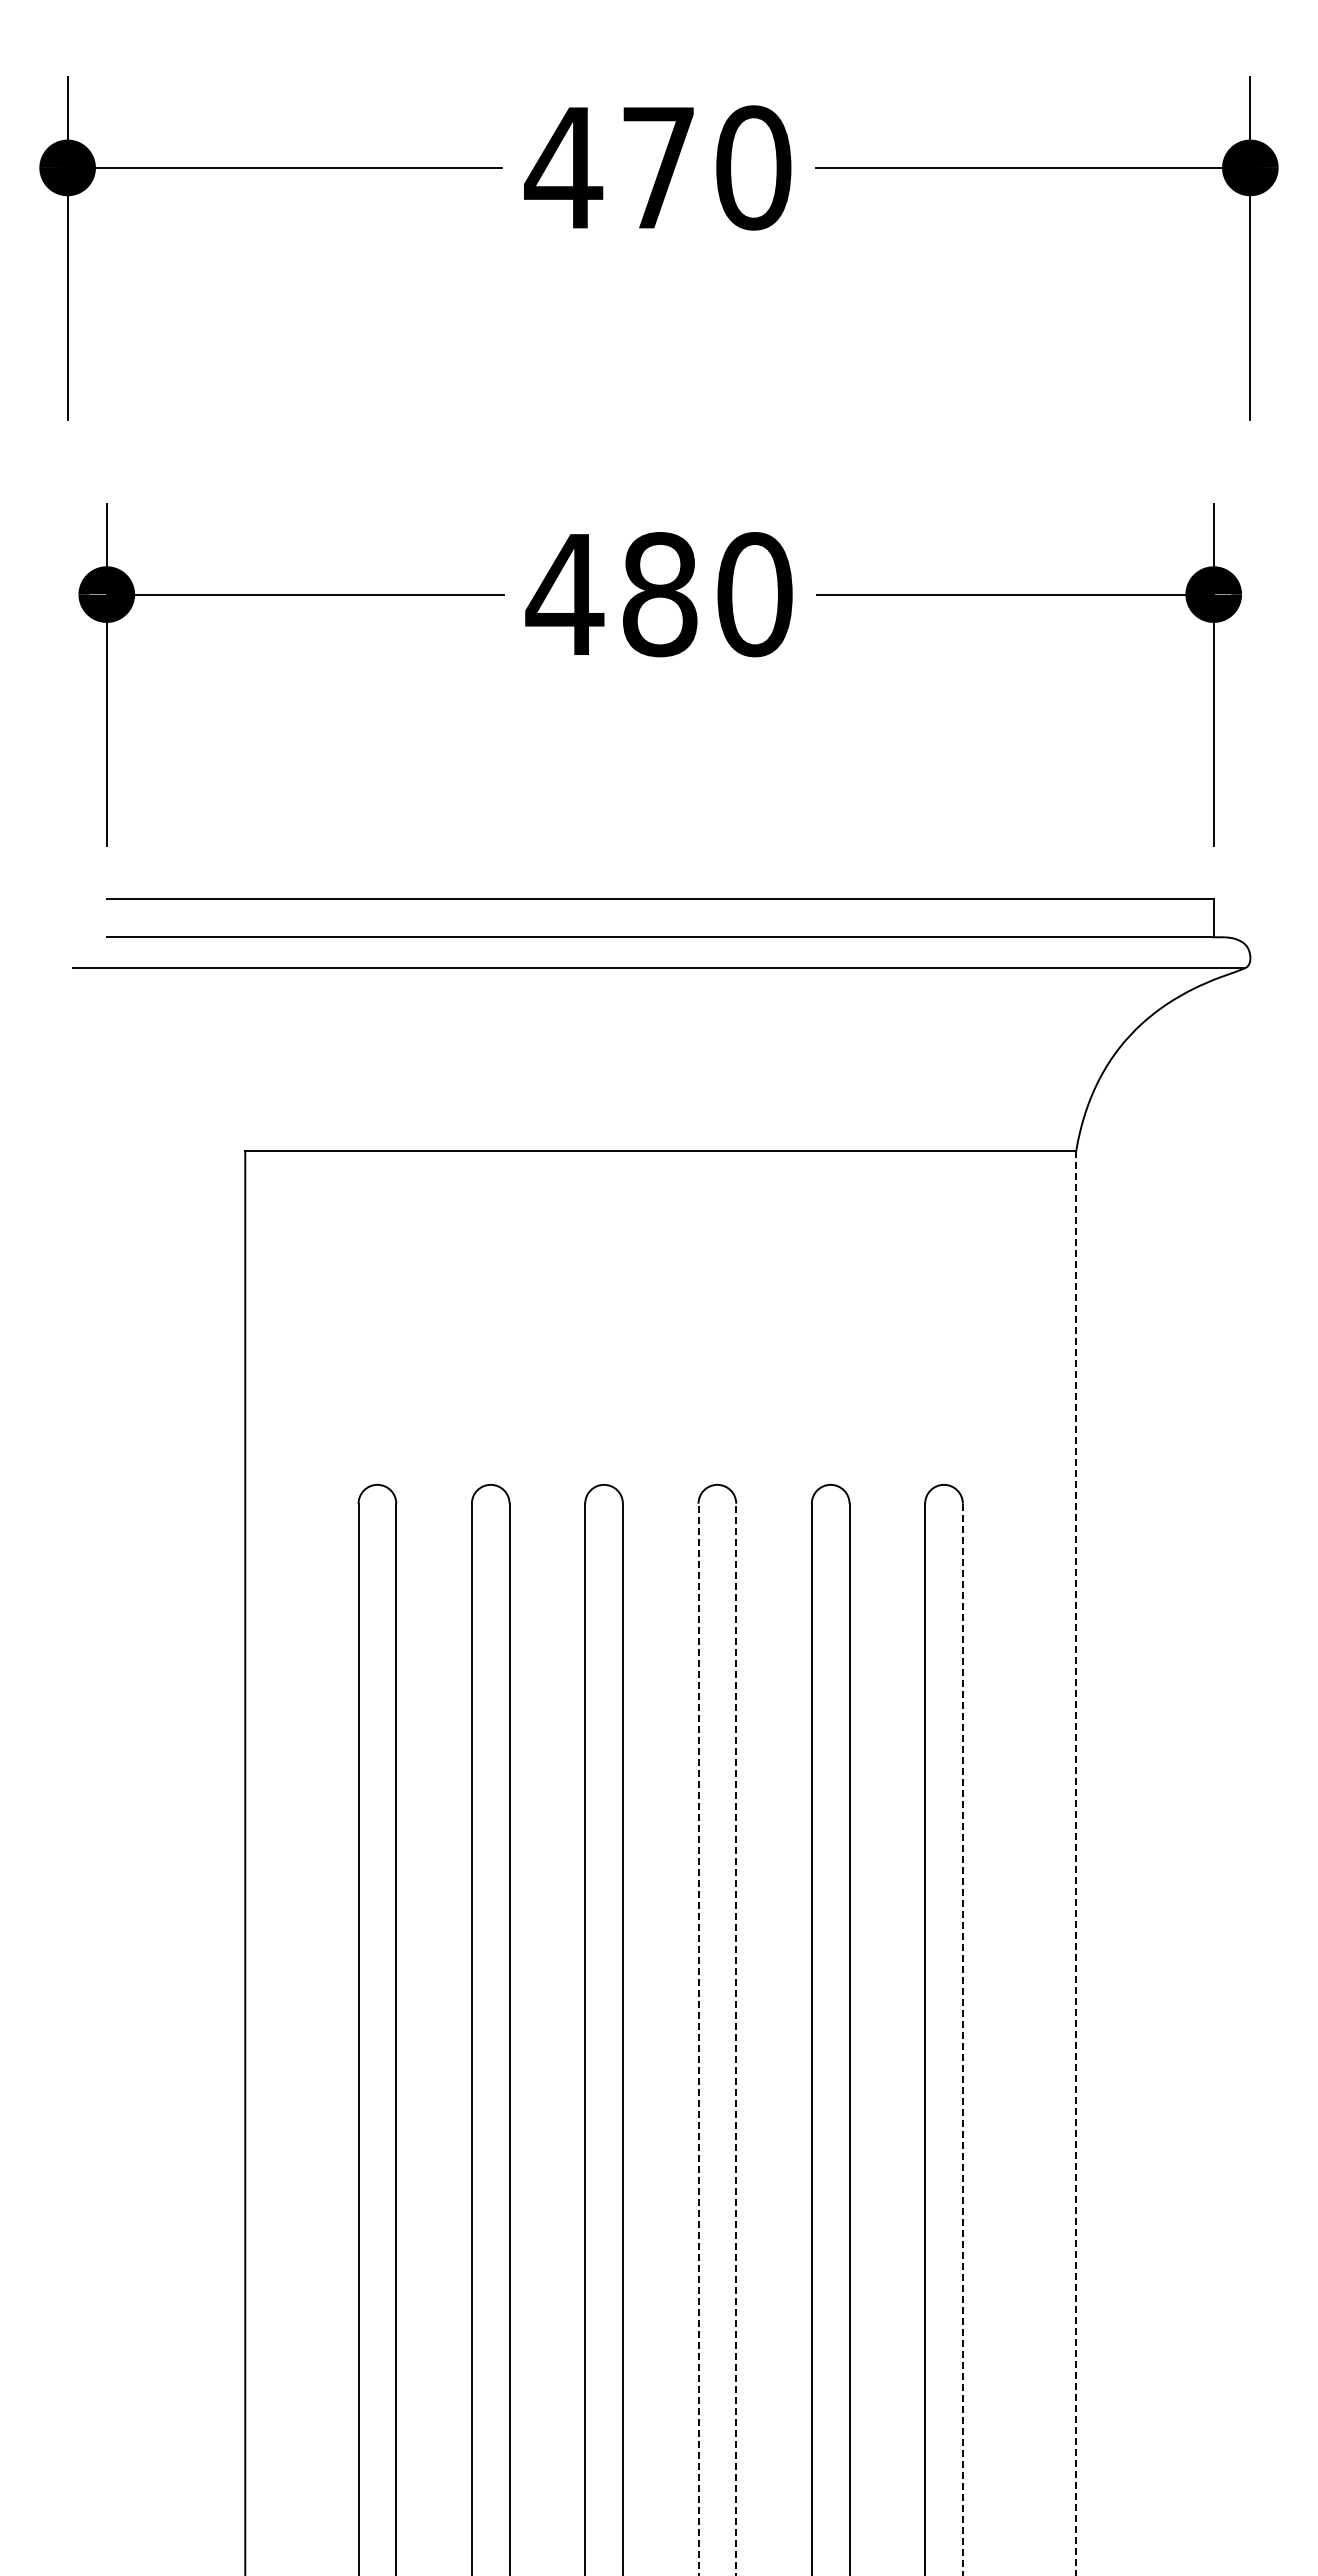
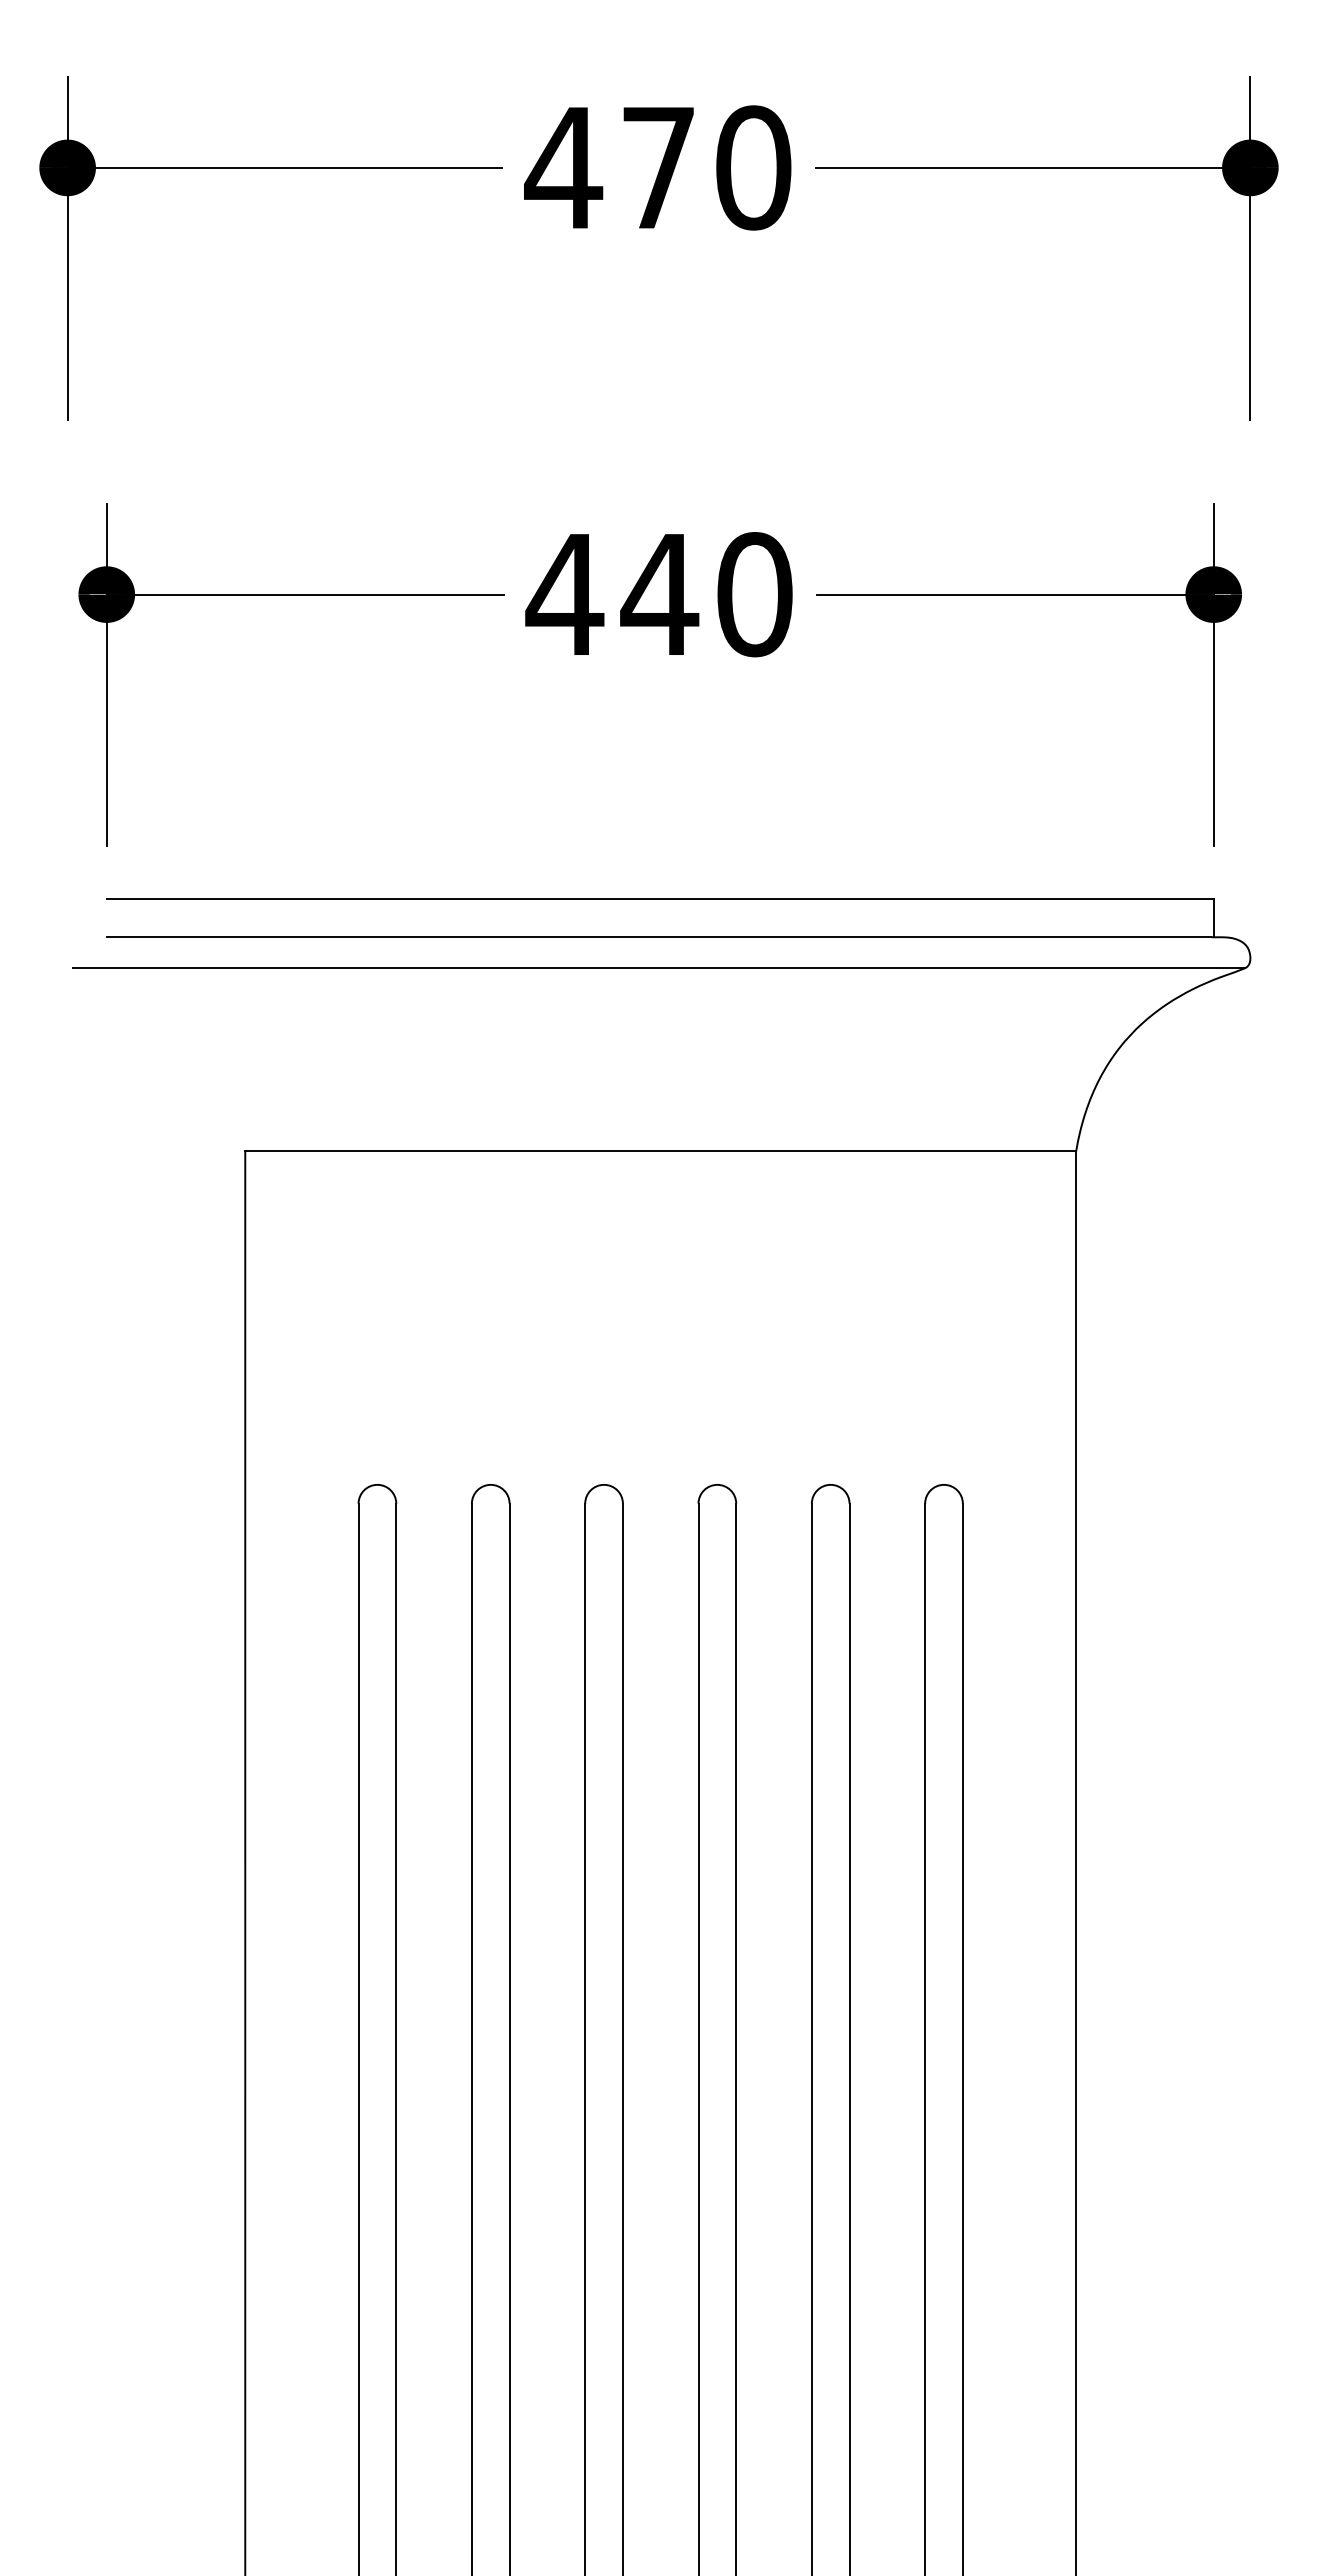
text: 480 -> 440 (659, 594)
line: dashed -> solid (1076, 1863)
line: dashed -> solid (698, 2039)
line: dashed -> solid (736, 2039)
line: dashed -> solid (962, 2039)
